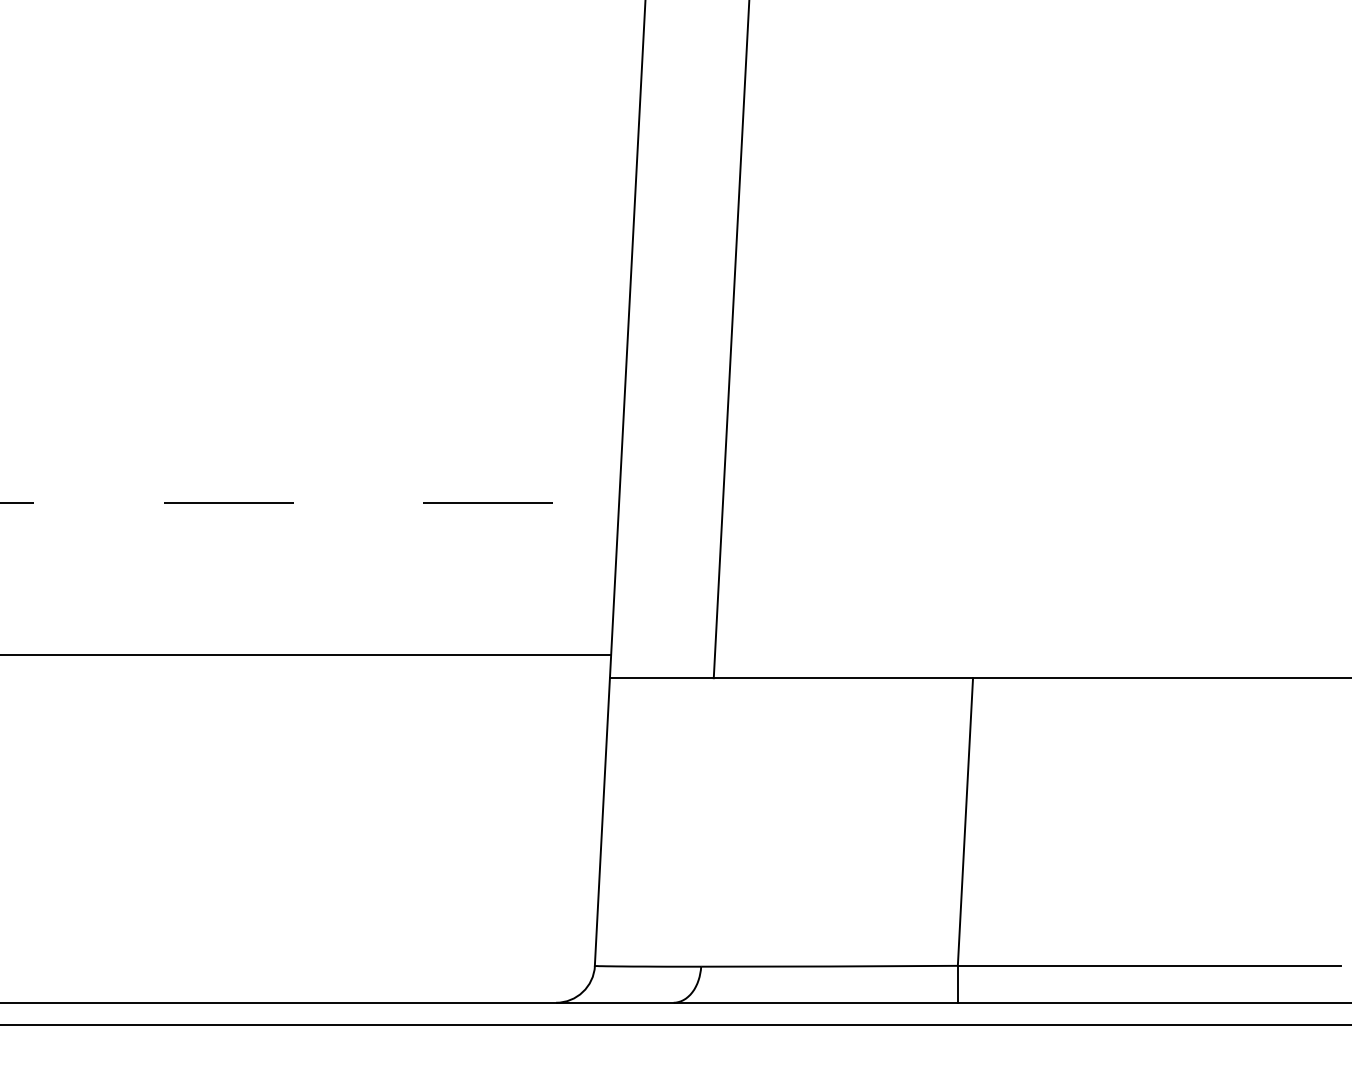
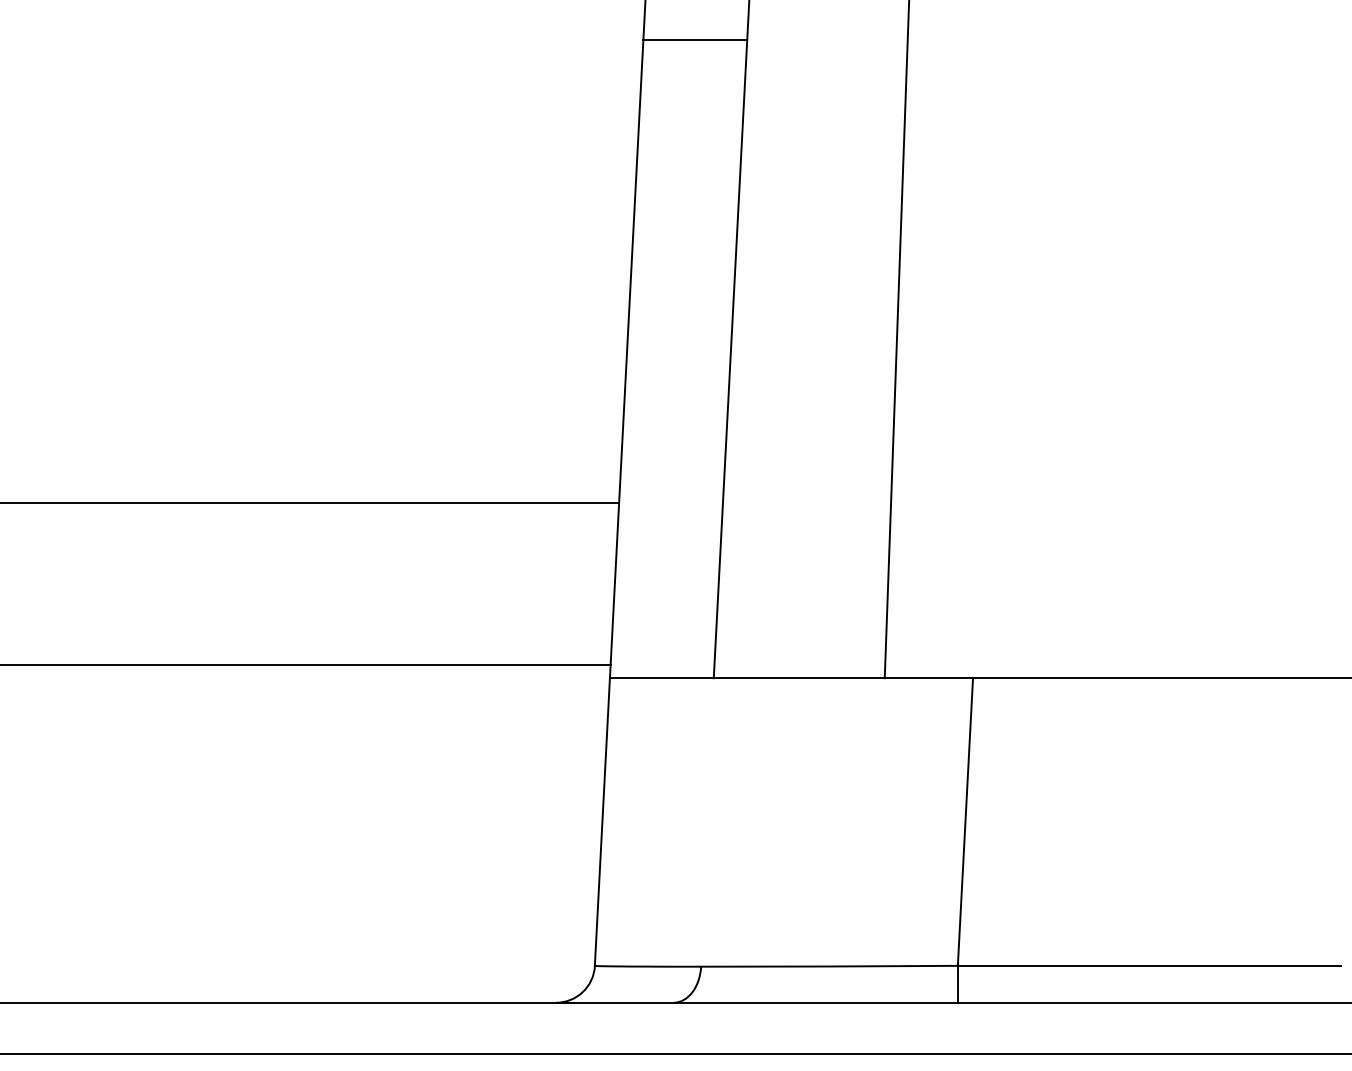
line: none -> present (695, 40)
line: none -> present (896, 340)
line: dashed -> solid (310, 502)
line position: (306, 655) -> (306, 665) (306, 665)
line position: (675, 1024) -> (675, 1053) (675, 1053)
